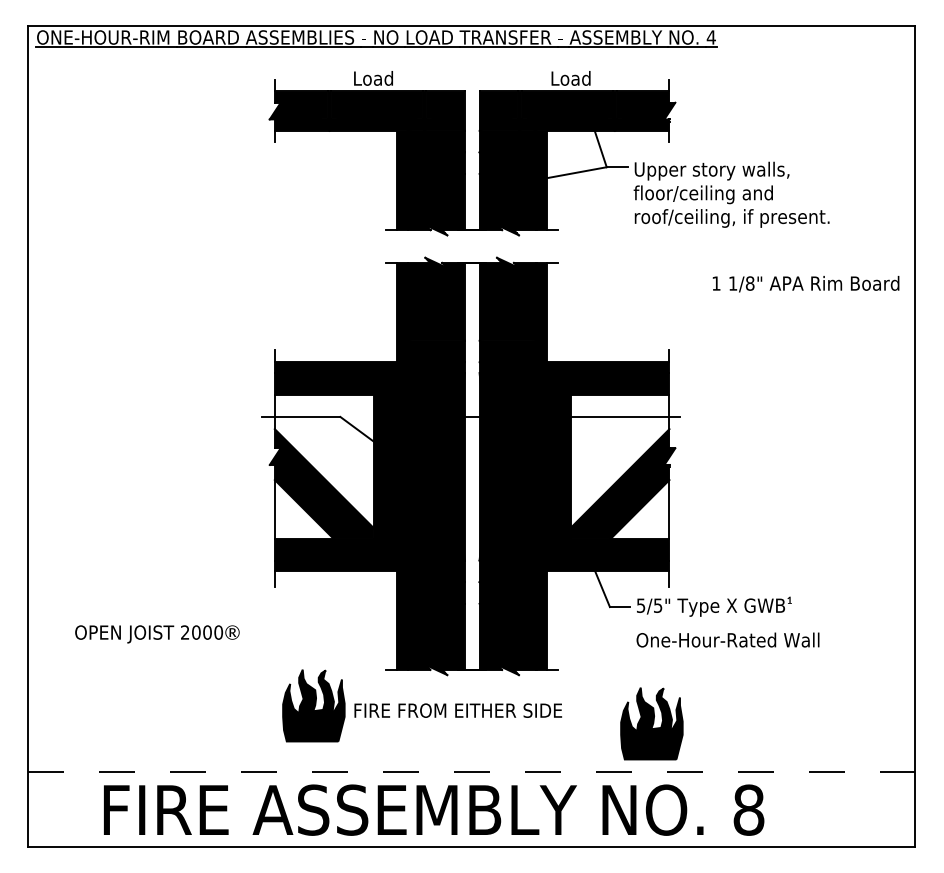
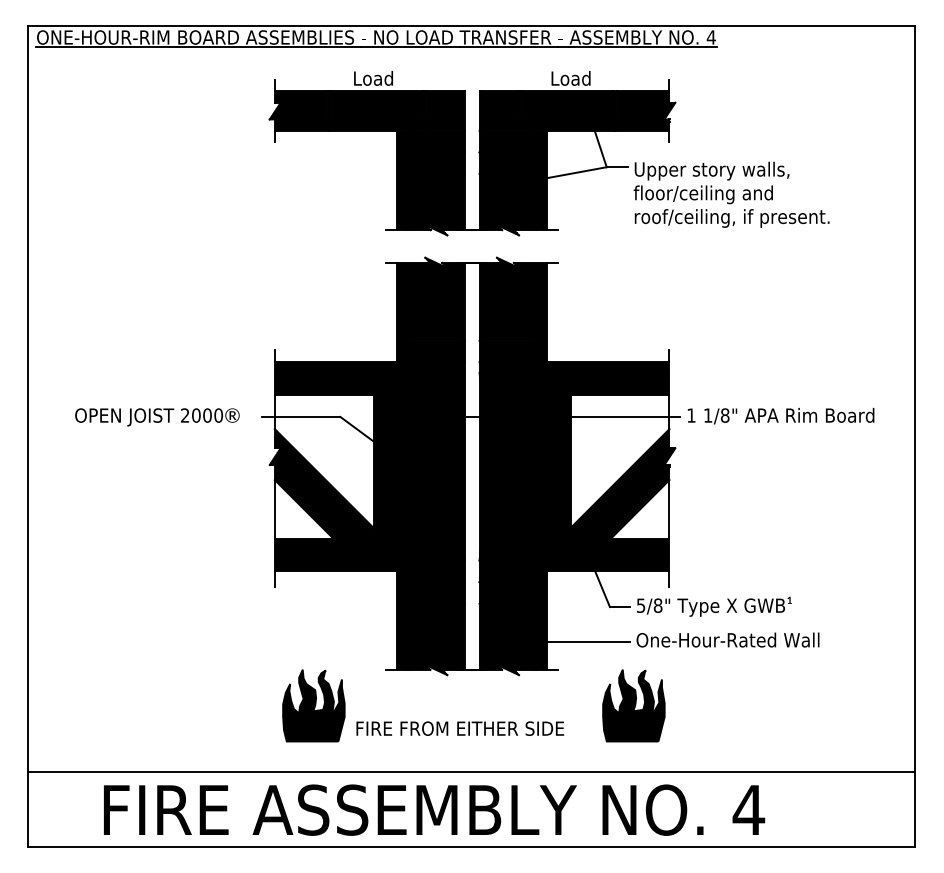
text position: (805, 284) -> (780, 416) (780, 416)
text: 5/5" -> 5/8" (657, 605)
text position: (157, 634) -> (157, 417) (157, 417)
line: none -> present (588, 641)
text position: (457, 710) -> (459, 728) (459, 728)
part position: (651, 723) -> (633, 705) (633, 705)
line: dashed -> solid (472, 772)
text: 8 -> 4 (748, 809)
